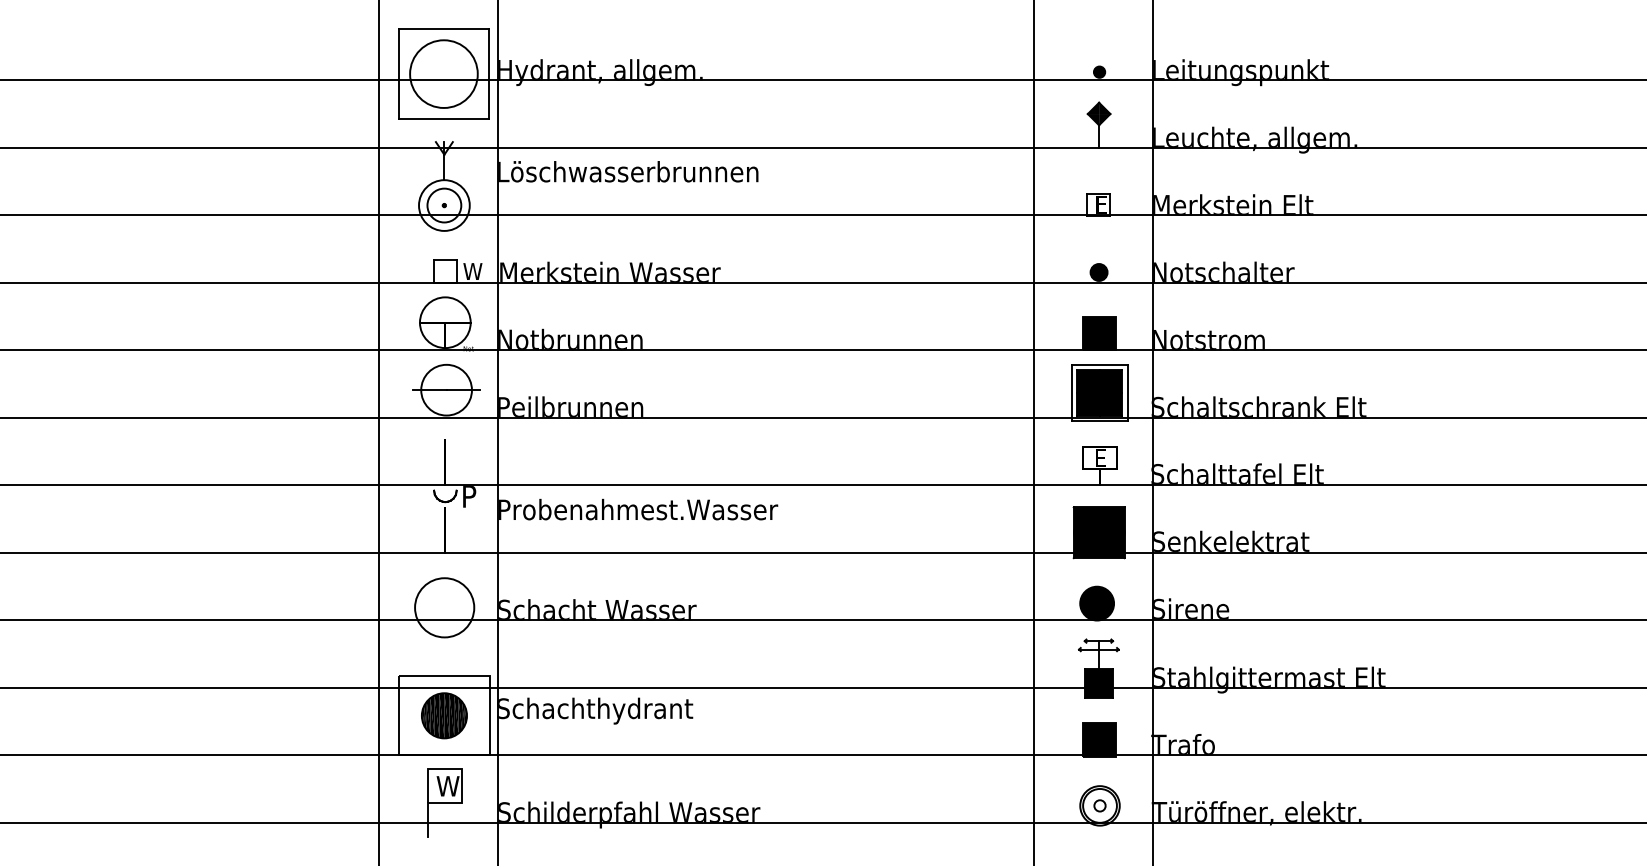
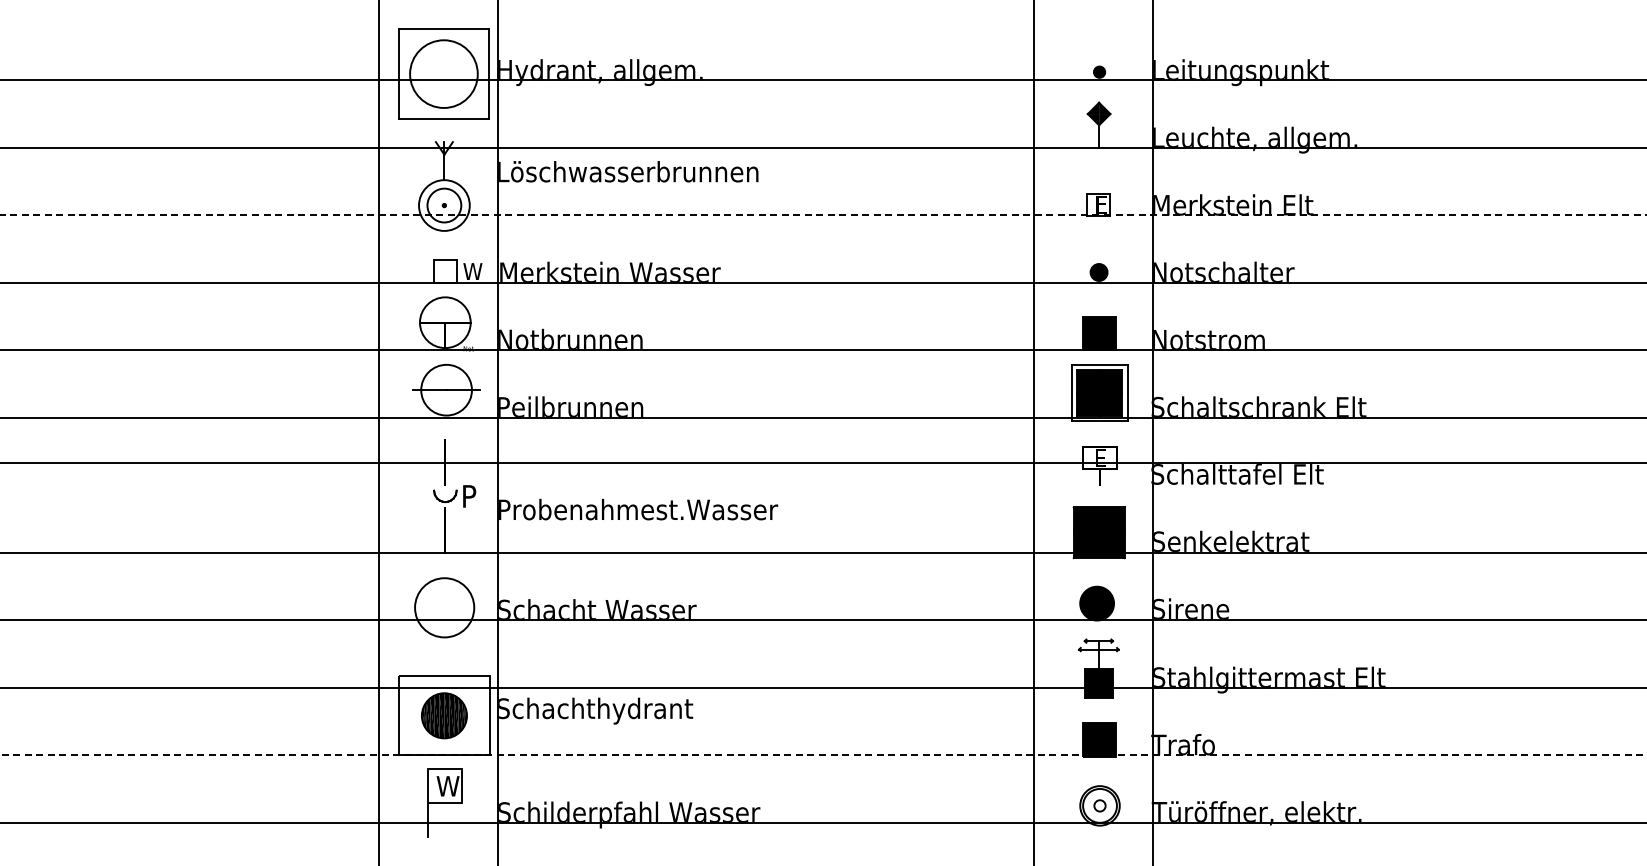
line: solid -> dashed (823, 215)
line position: (822, 485) -> (822, 463) (822, 463)
line: solid -> dashed (823, 755)
